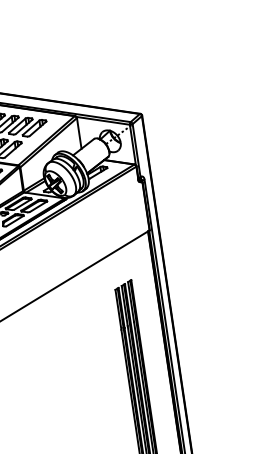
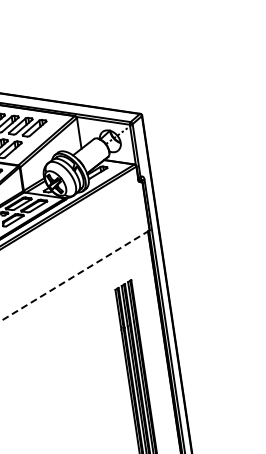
line: solid -> dashed (74, 276)
